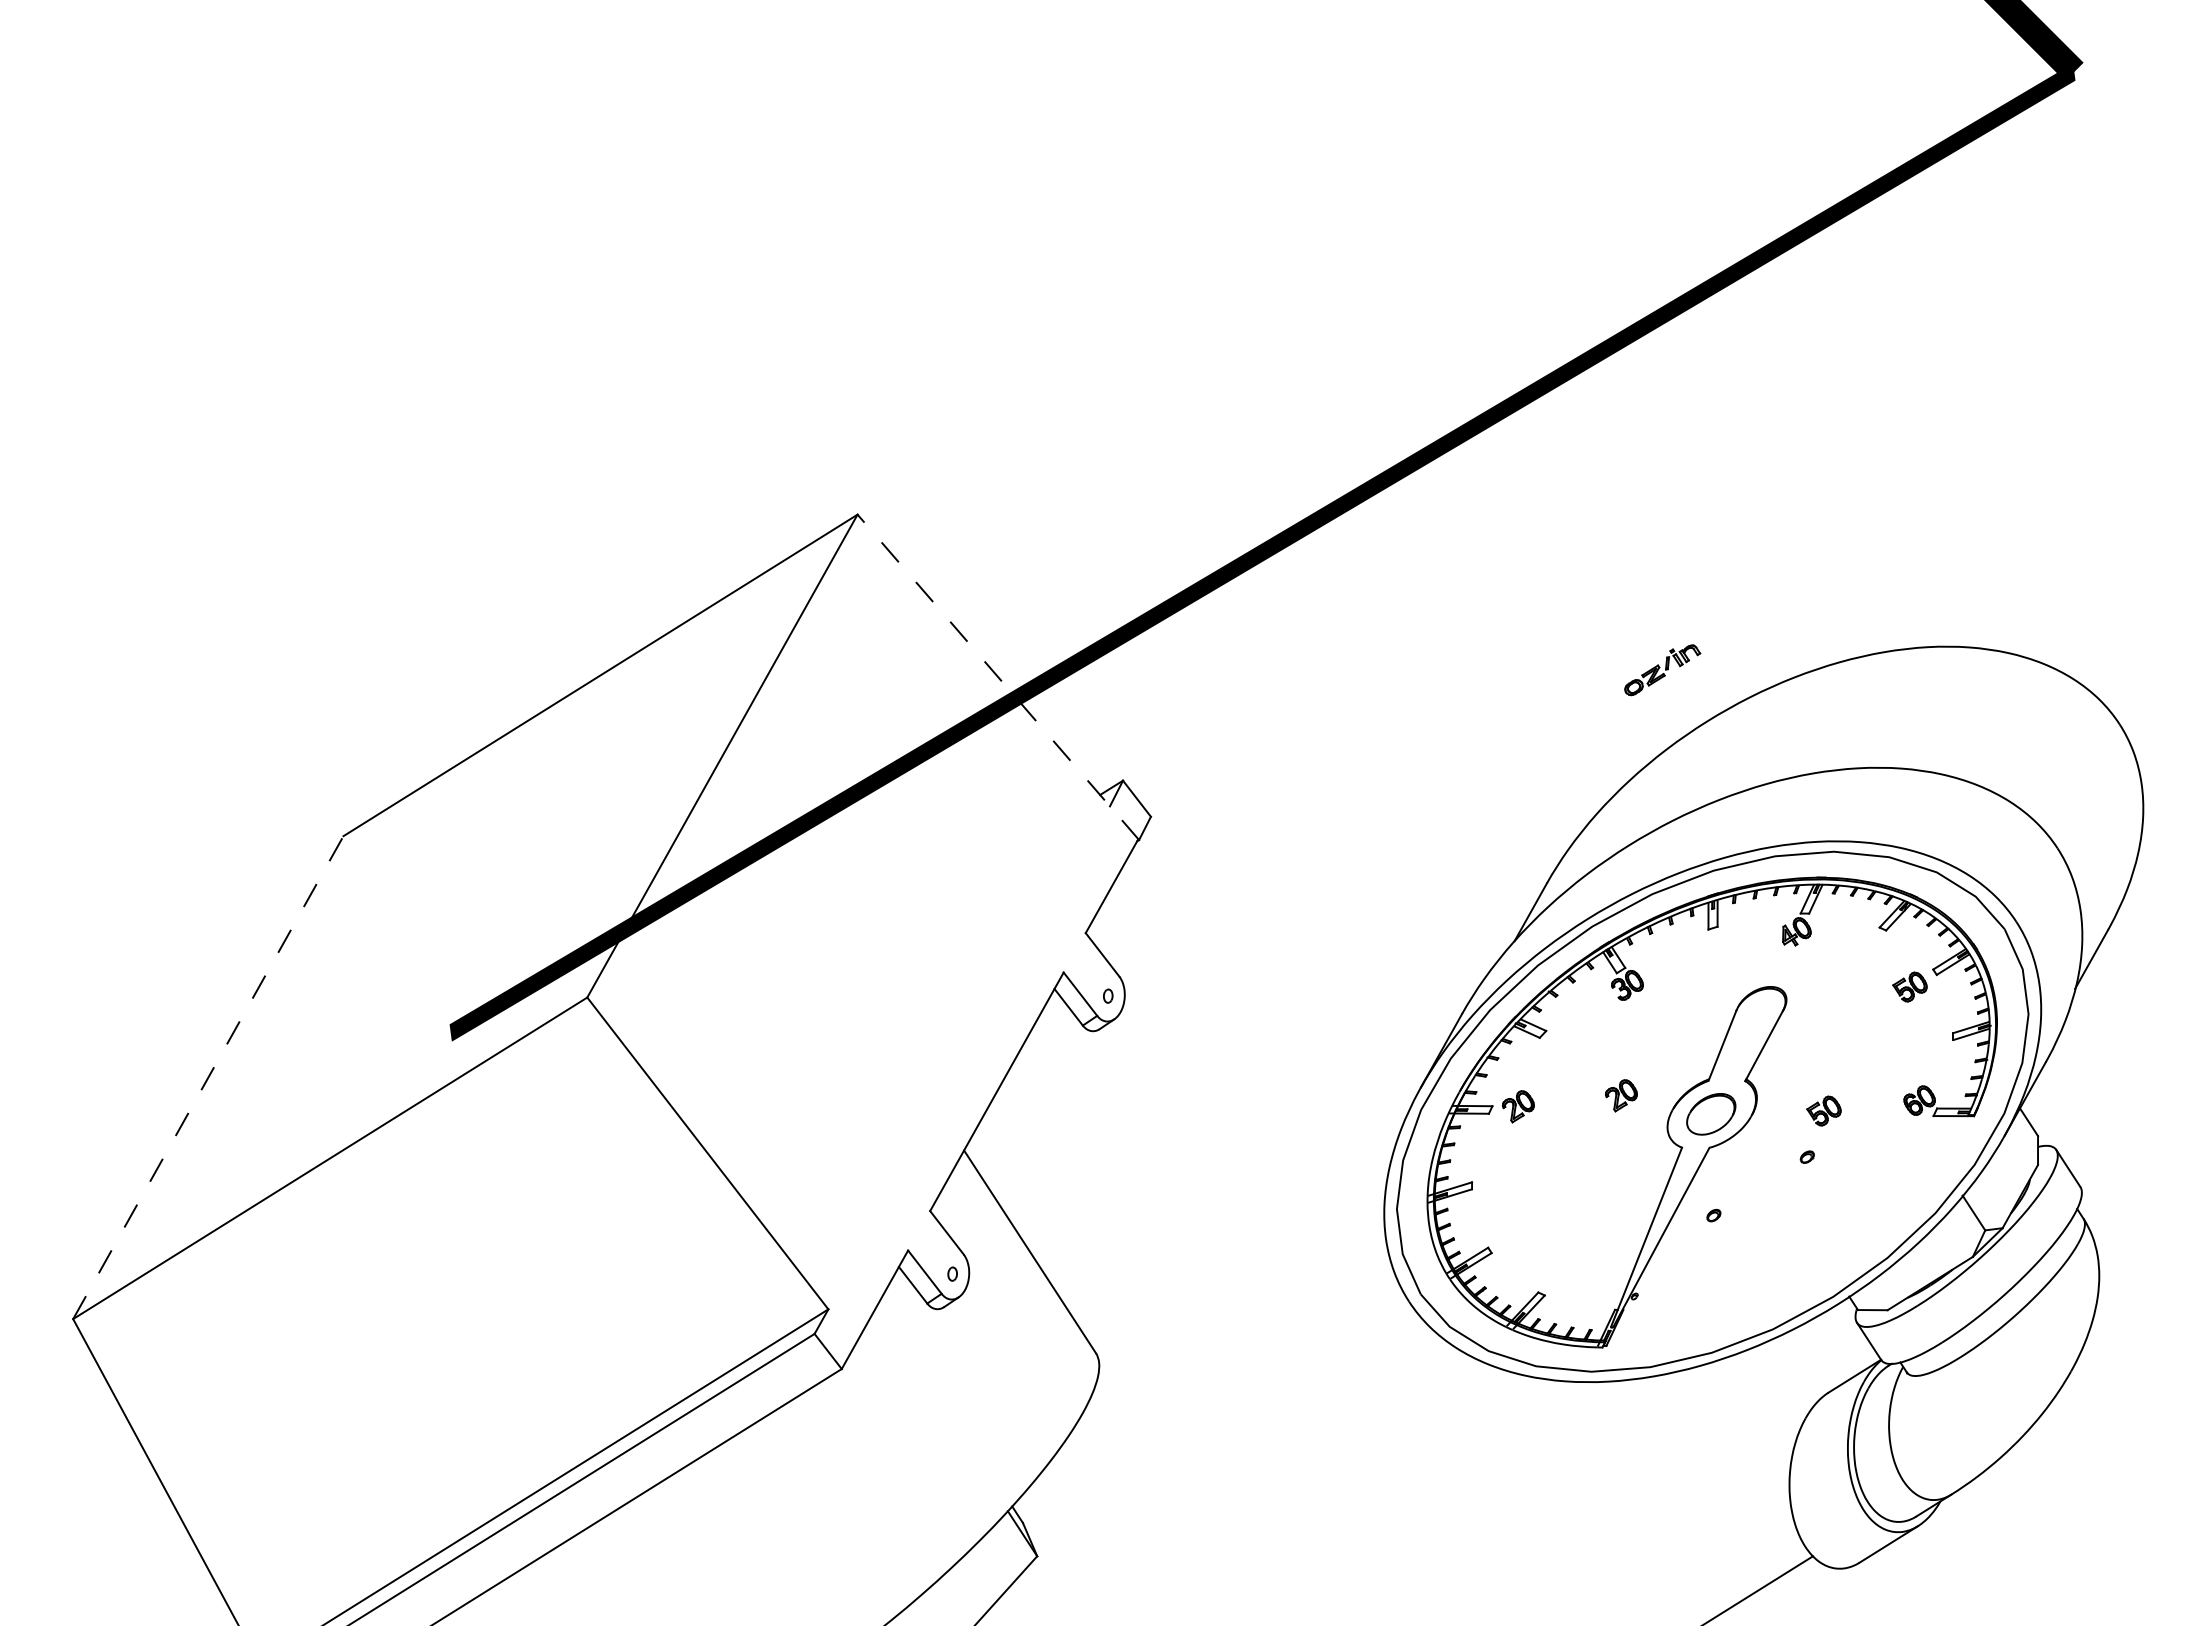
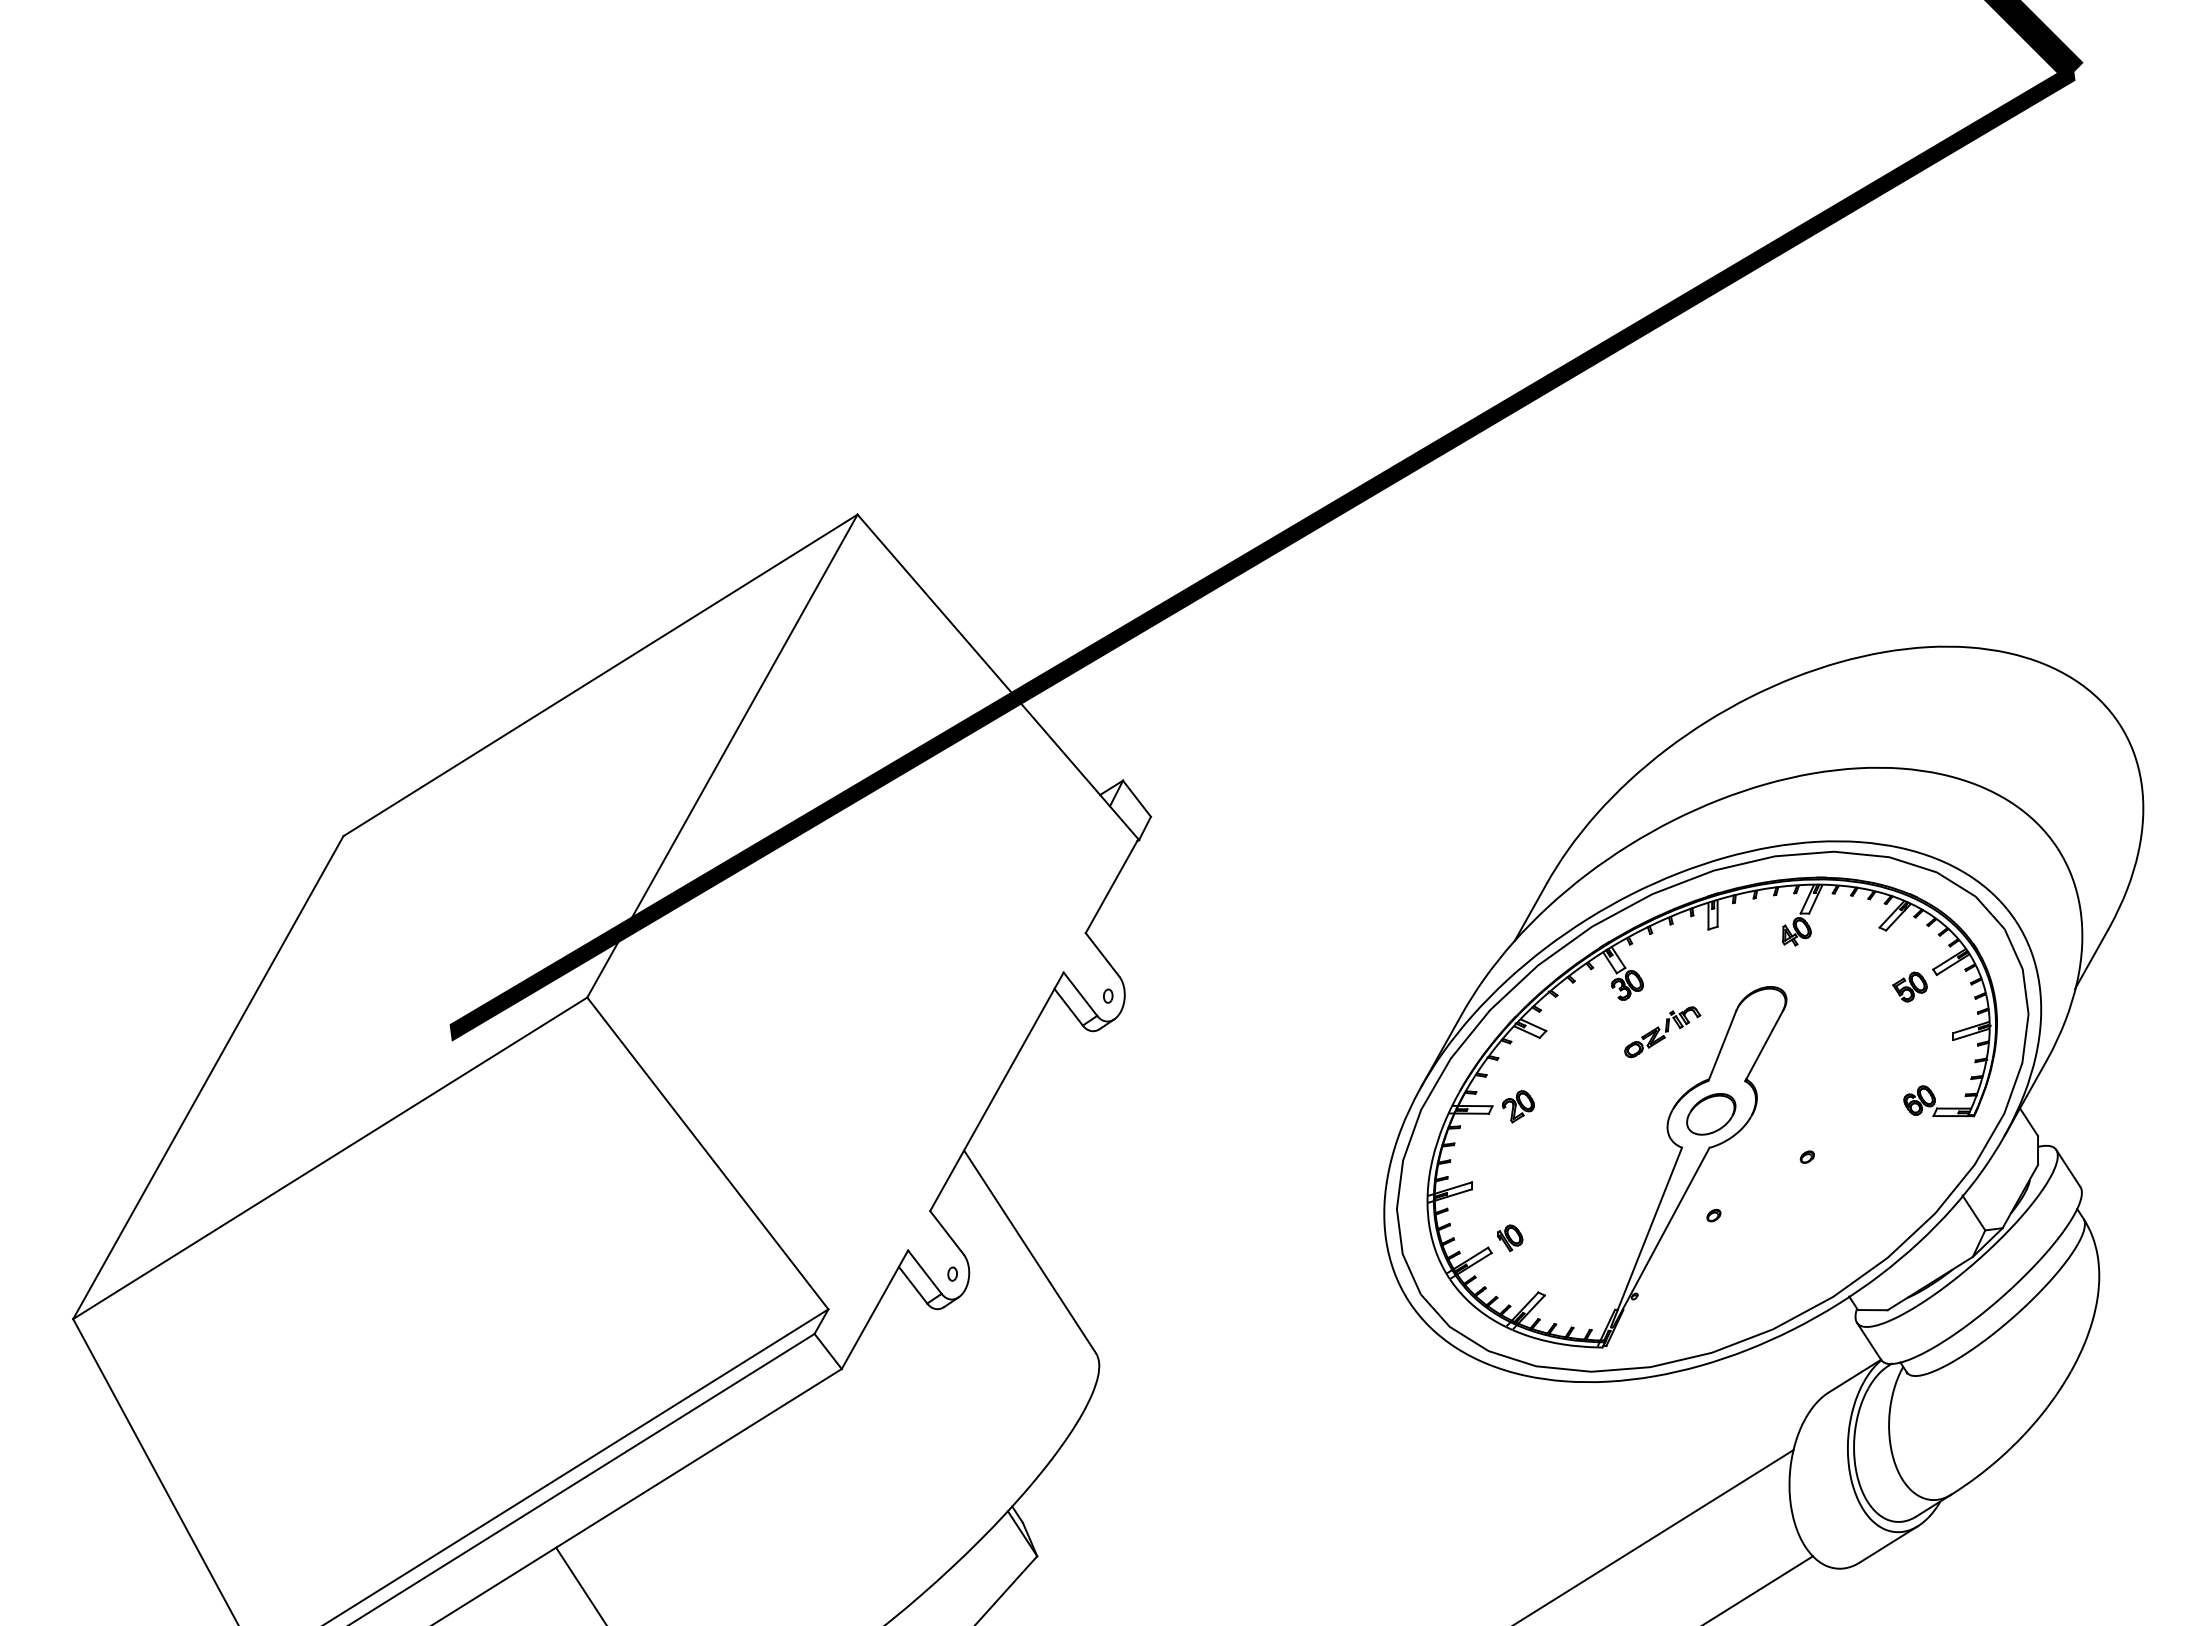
part position: (1662, 670) -> (1662, 1032) (1662, 1032)
line: dashed -> solid (998, 676)
line: dashed -> solid (208, 1077)
part: present -> none (1621, 1095)
part: present -> none (1823, 1110)
part: none -> present (1510, 1238)
line: none -> present (1655, 1535)
line: none -> present (580, 1584)
